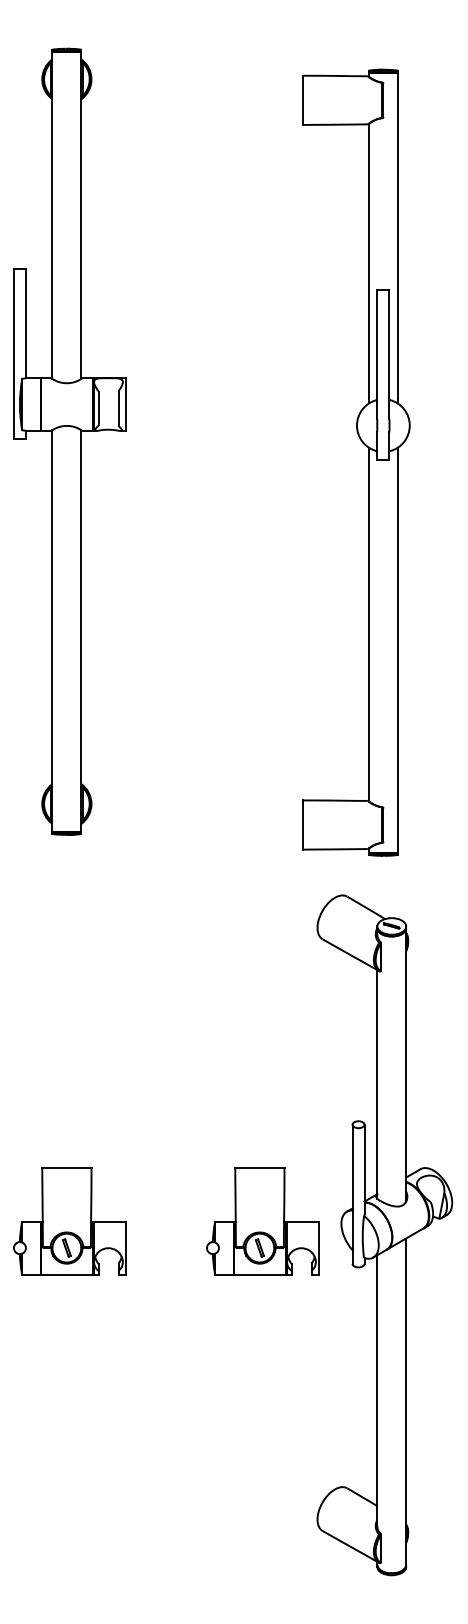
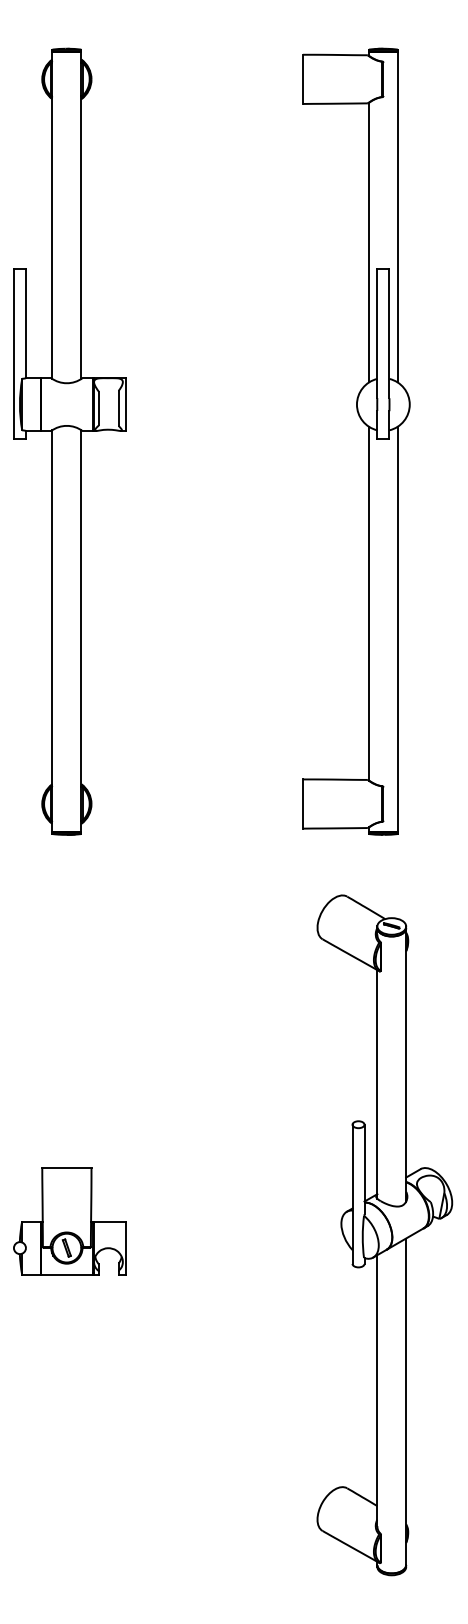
part position: (368, 462) -> (368, 441) (368, 441)
part: present -> none (262, 1221)
